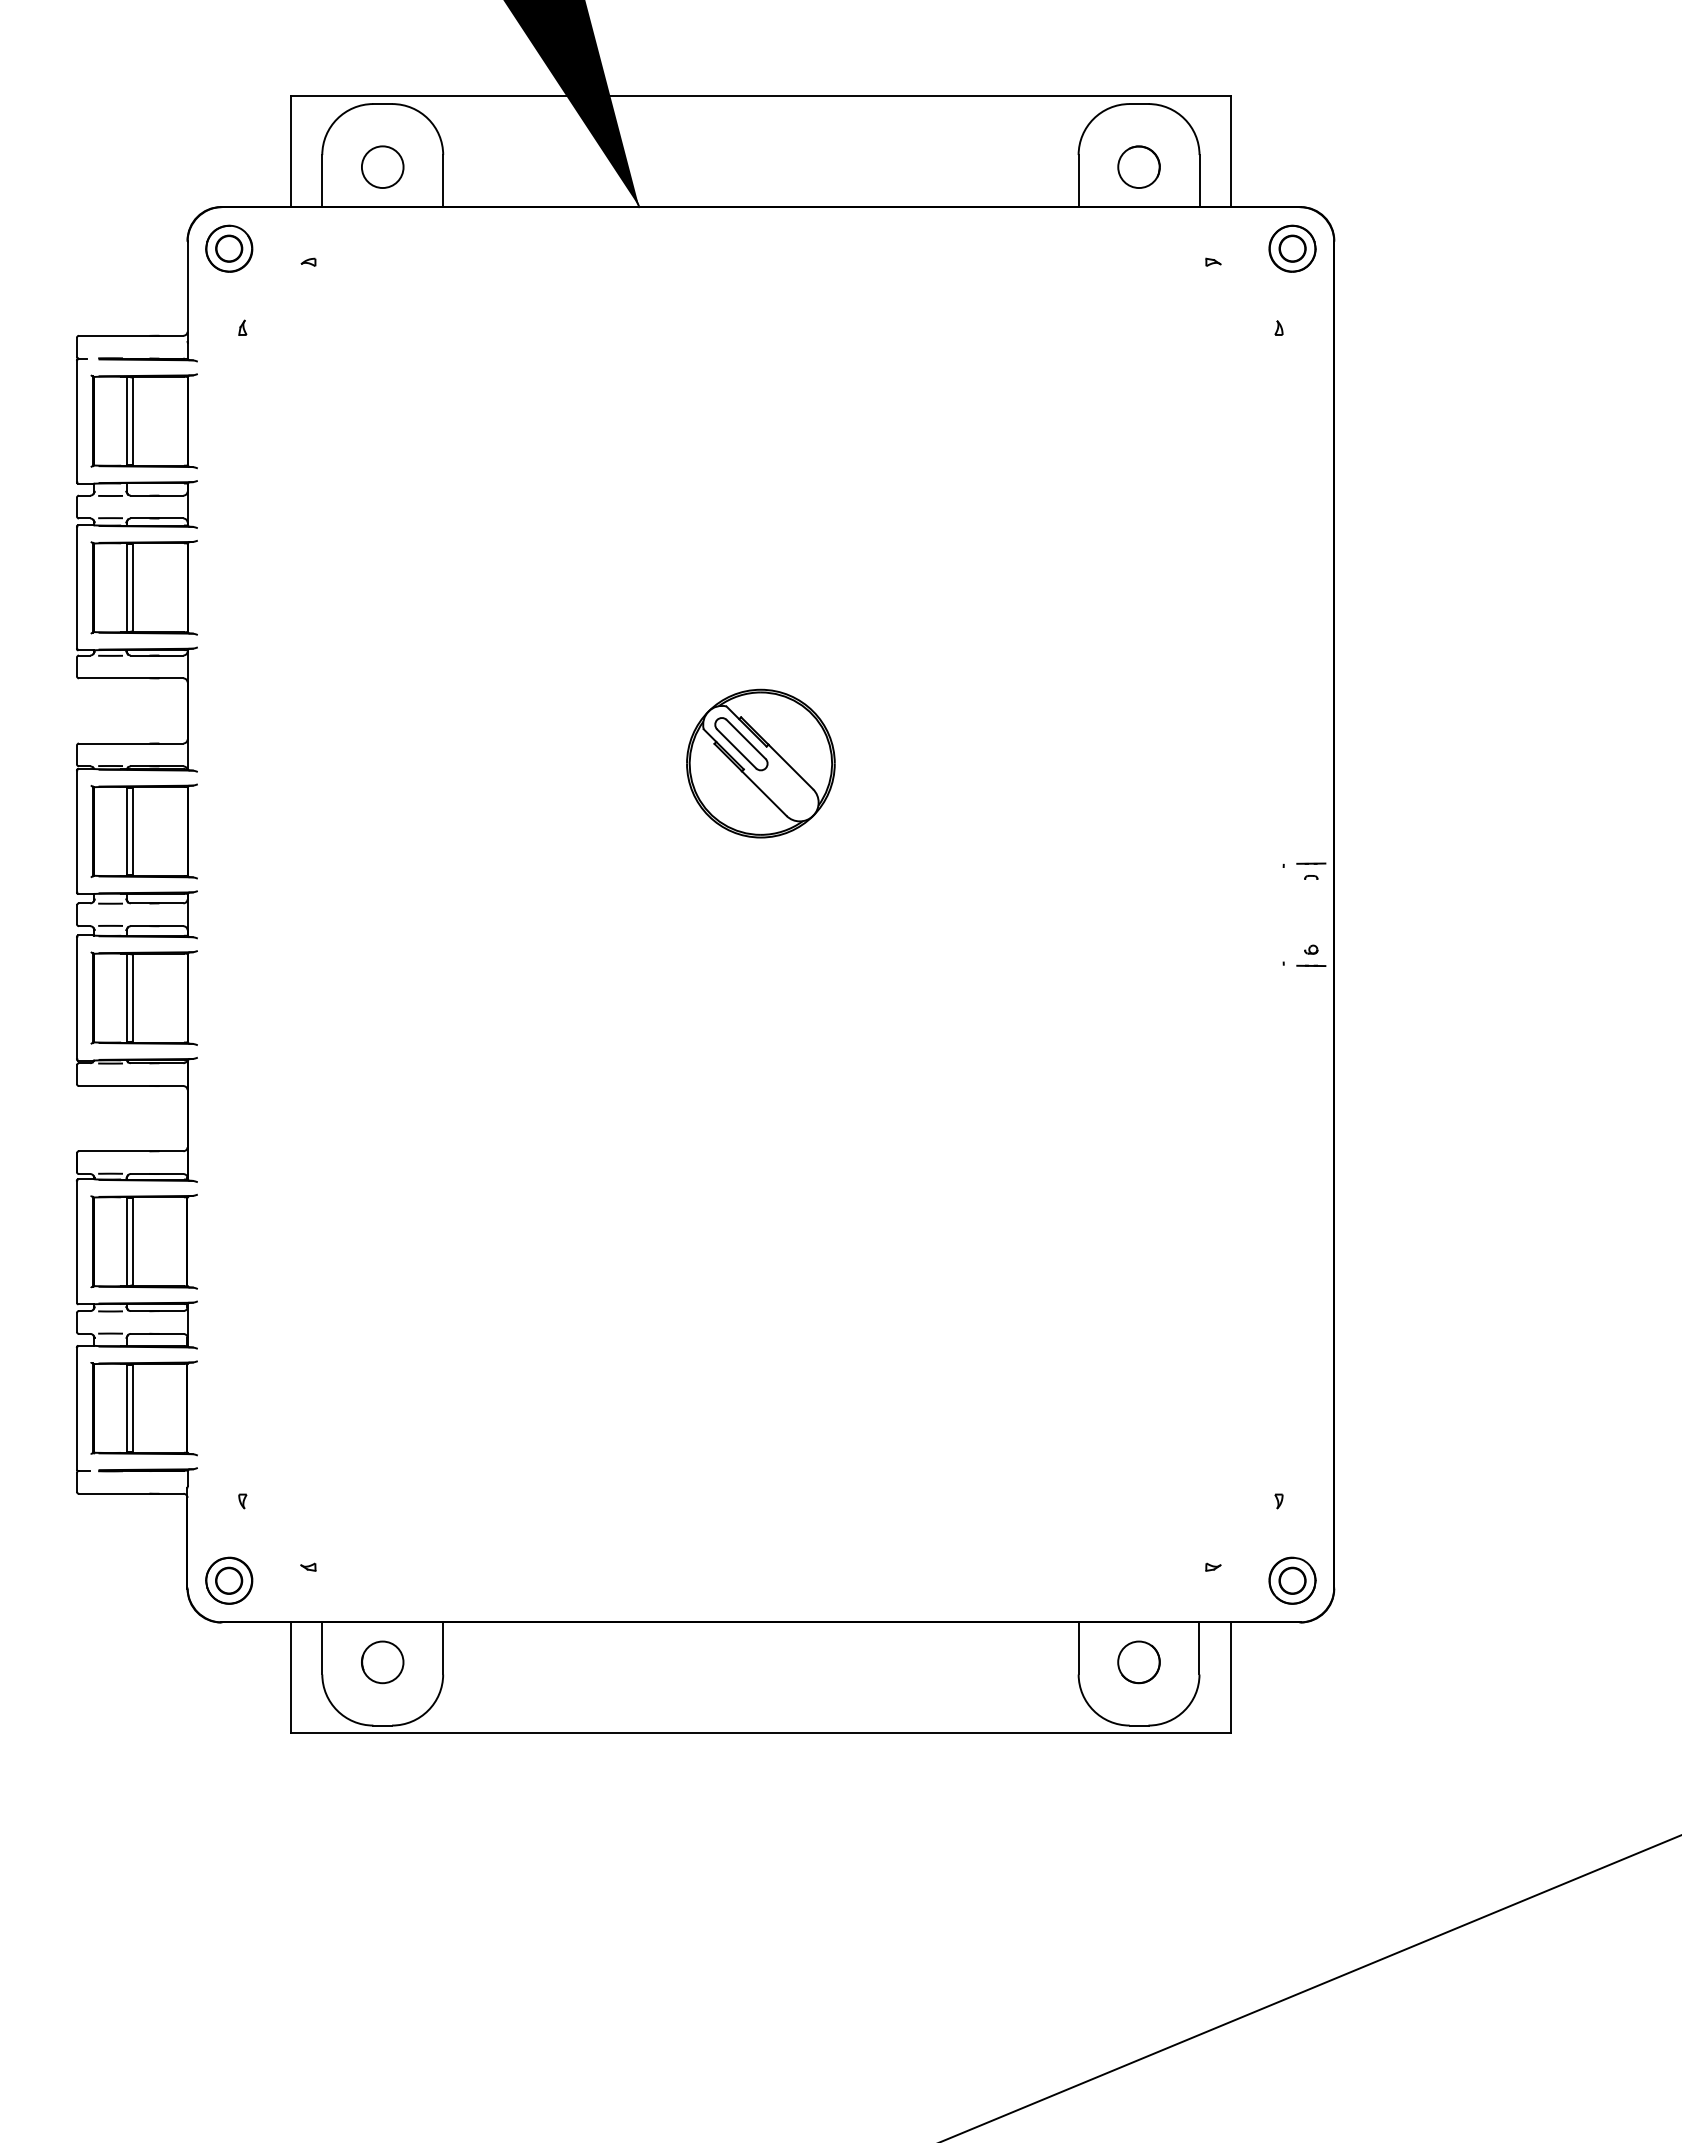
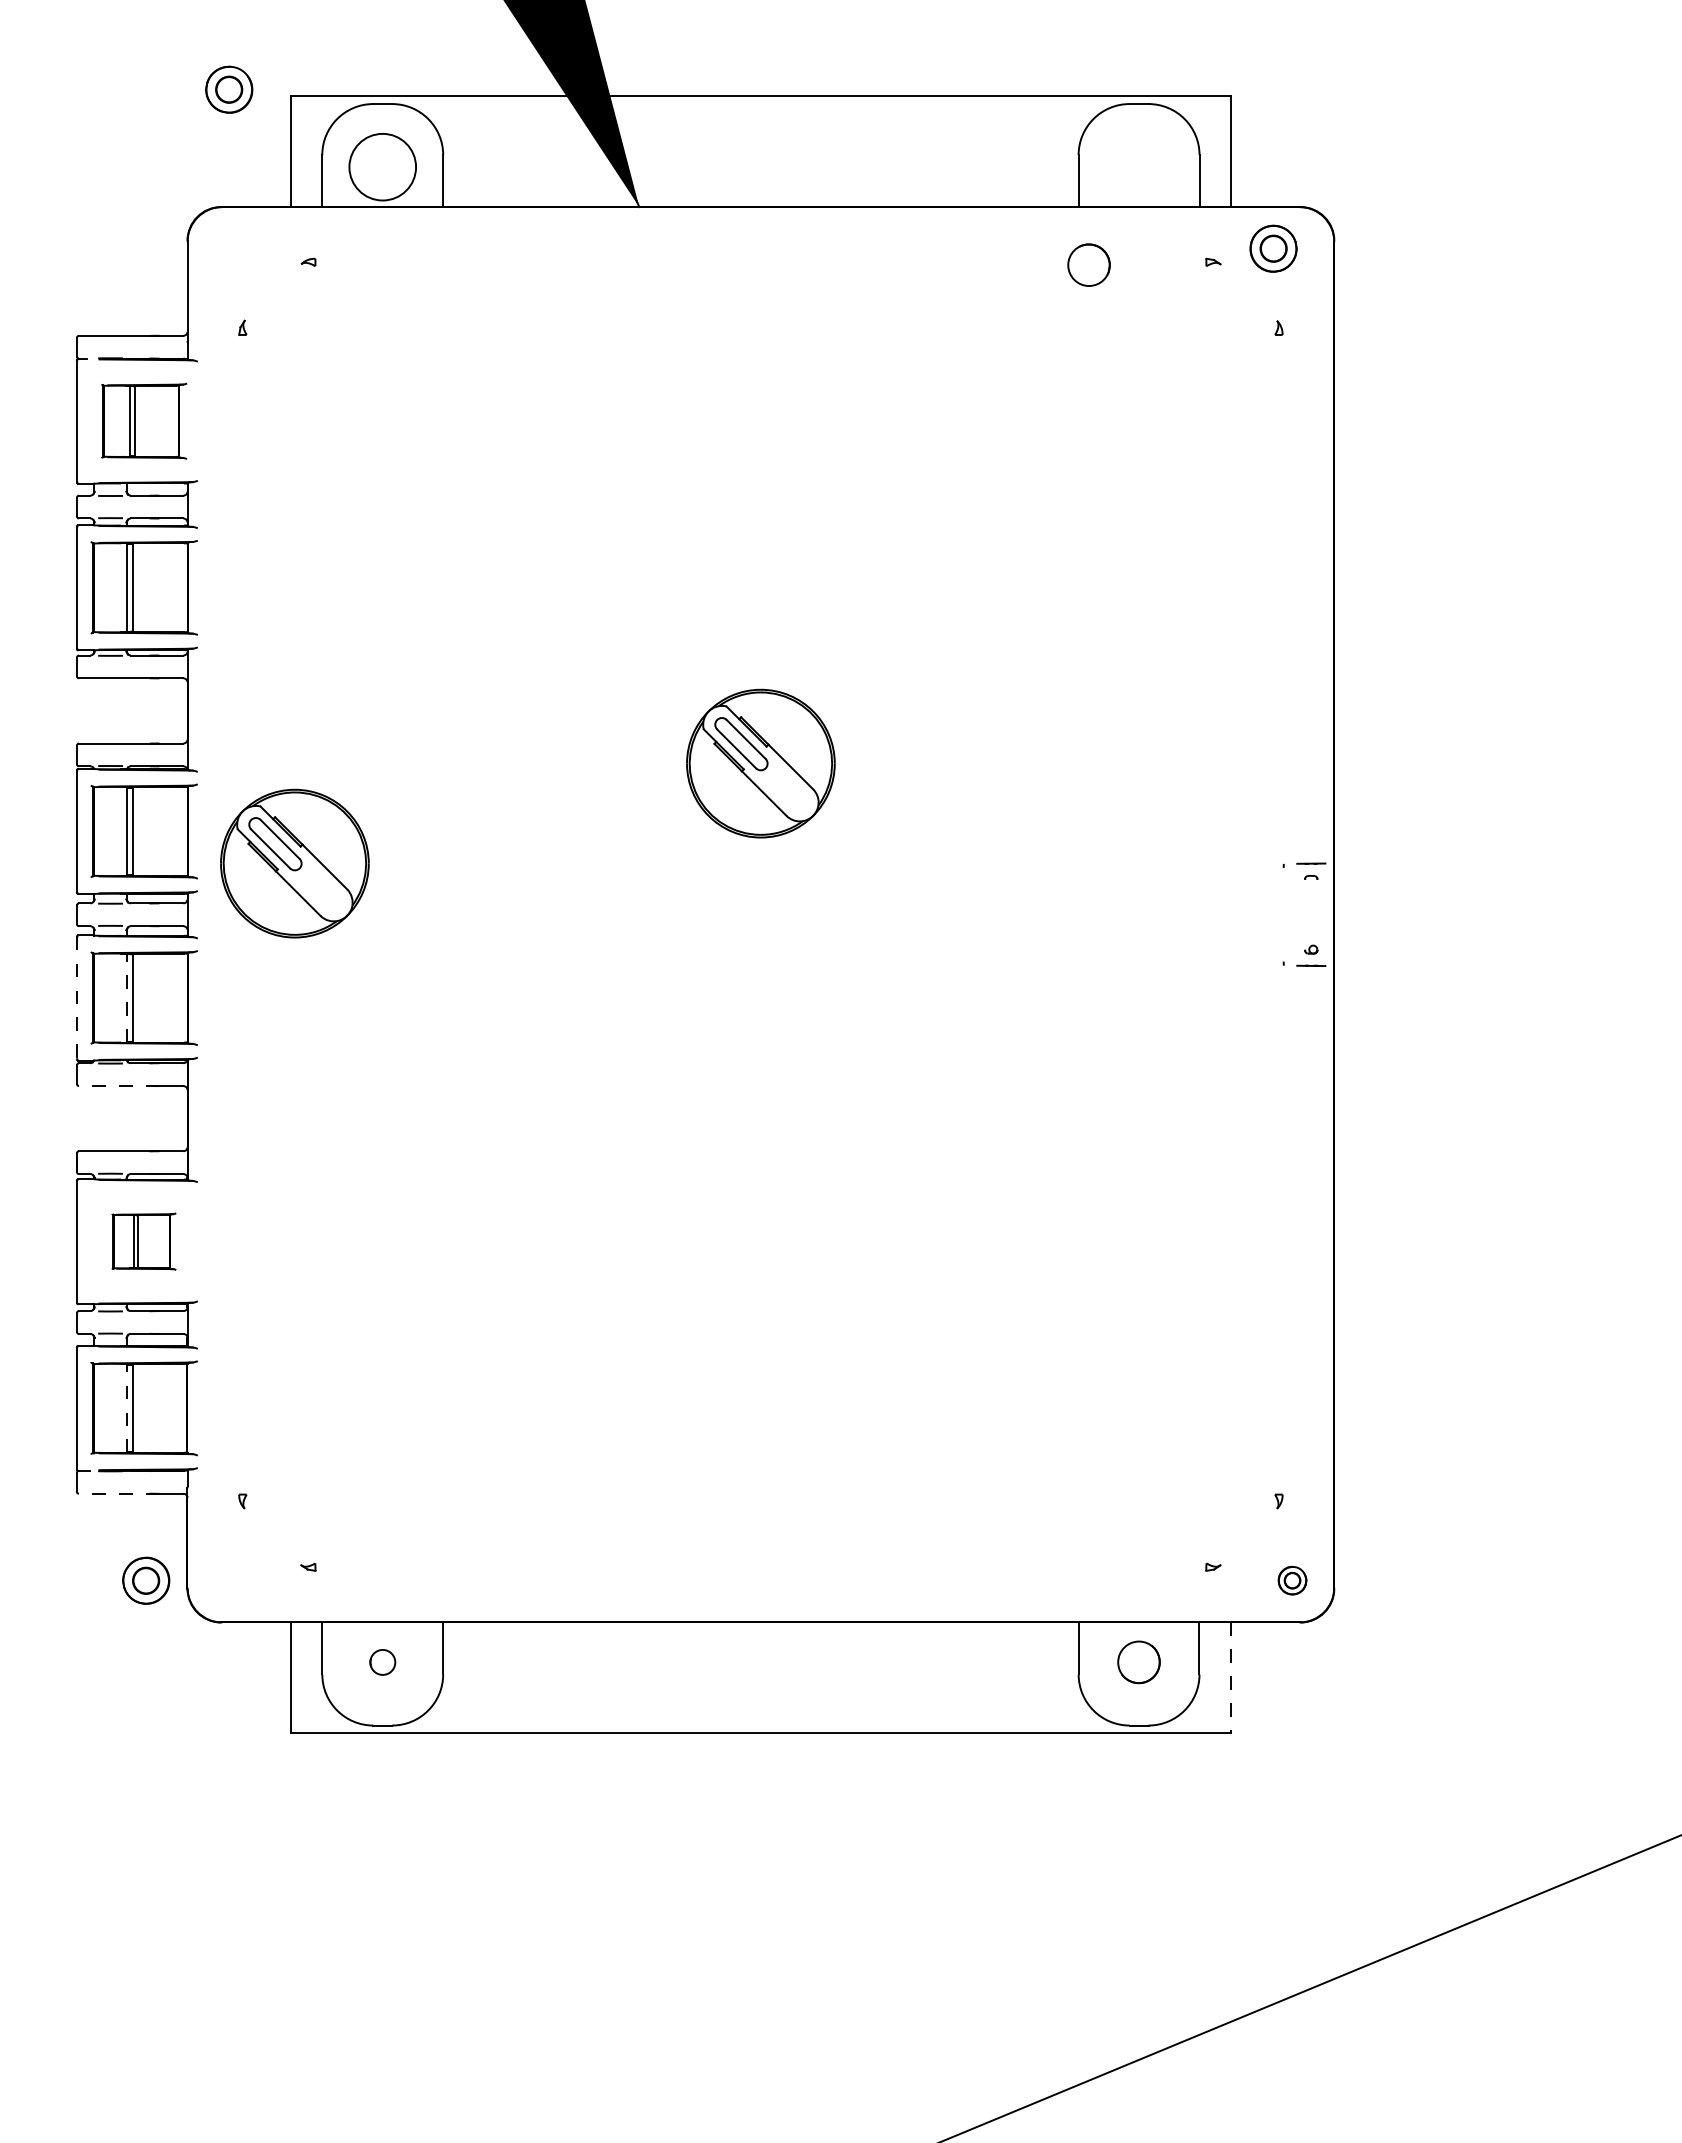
circle position: (1138, 166) -> (1088, 264) (1088, 264)
circle diameter: 42 px -> 67 px (382, 166)
part position: (229, 248) -> (229, 89) (229, 89)
part position: (1292, 248) -> (1273, 248) (1273, 248)
part size: 108x97 px -> 87x78 px (144, 420)
part: none -> present (294, 863)
line: solid -> dashed (126, 997)
line: solid -> dashed (76, 998)
line: solid -> dashed (118, 1086)
part size: 108x97 px -> 66x59 px (143, 1241)
line: solid -> dashed (126, 1407)
line: solid -> dashed (118, 1493)
part position: (229, 1580) -> (146, 1580) (146, 1580)
part size: 49x49 px -> 31x31 px (1292, 1580)
part size: 44x45 px -> 28x27 px (382, 1662)
line: solid -> dashed (1231, 1678)
